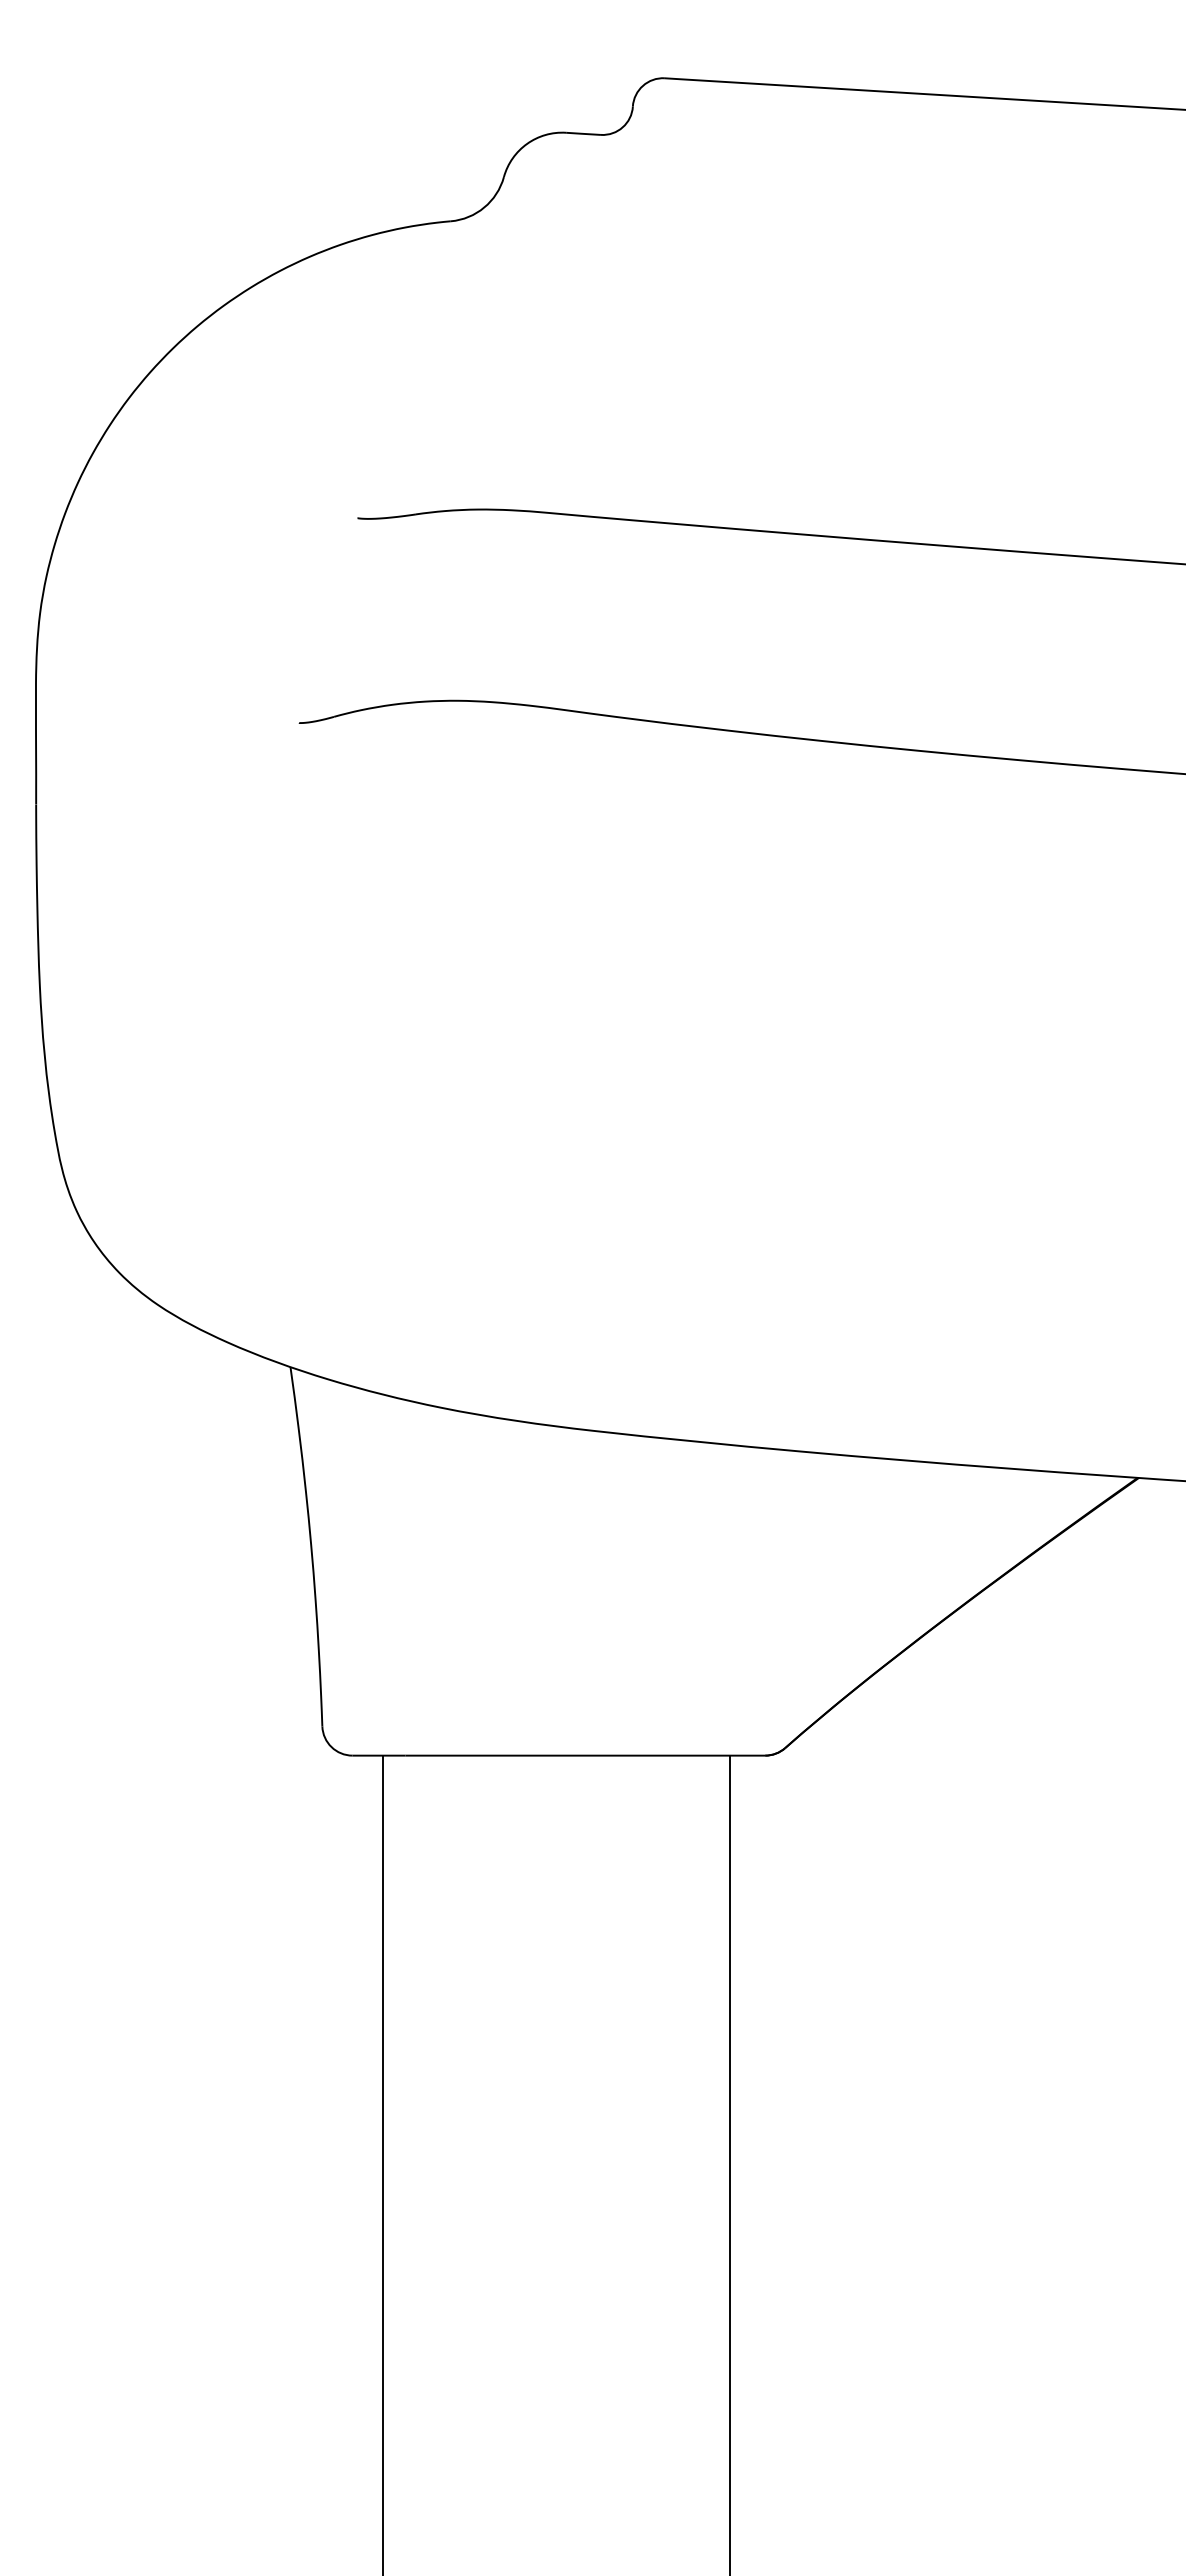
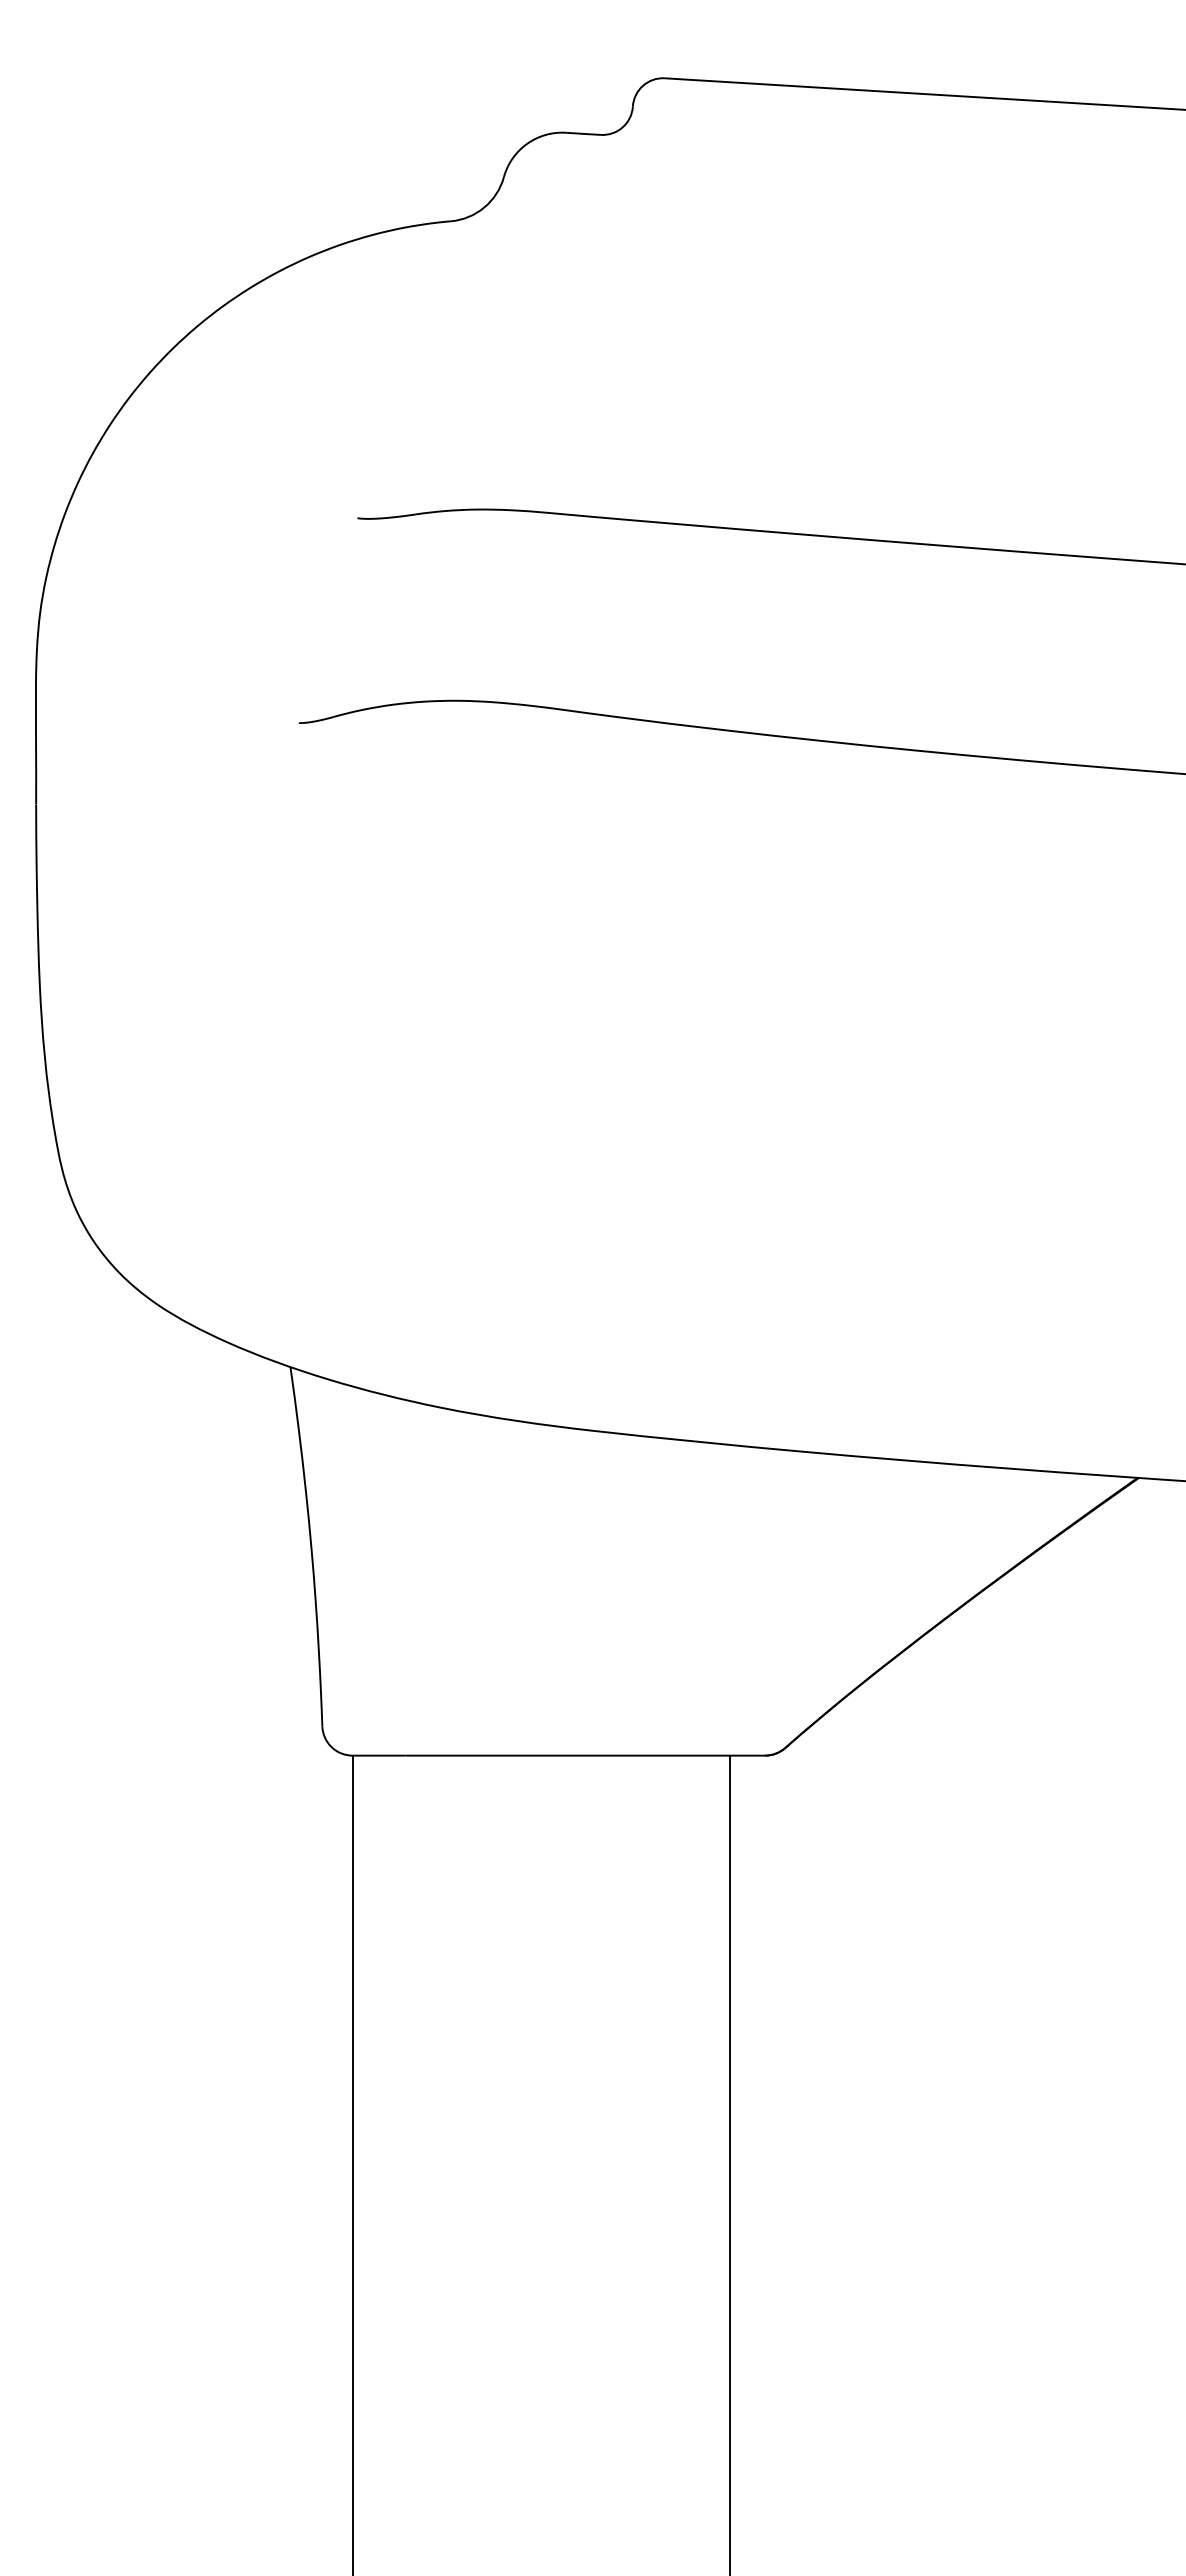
line position: (382, 2163) -> (352, 2163) (352, 2163)
